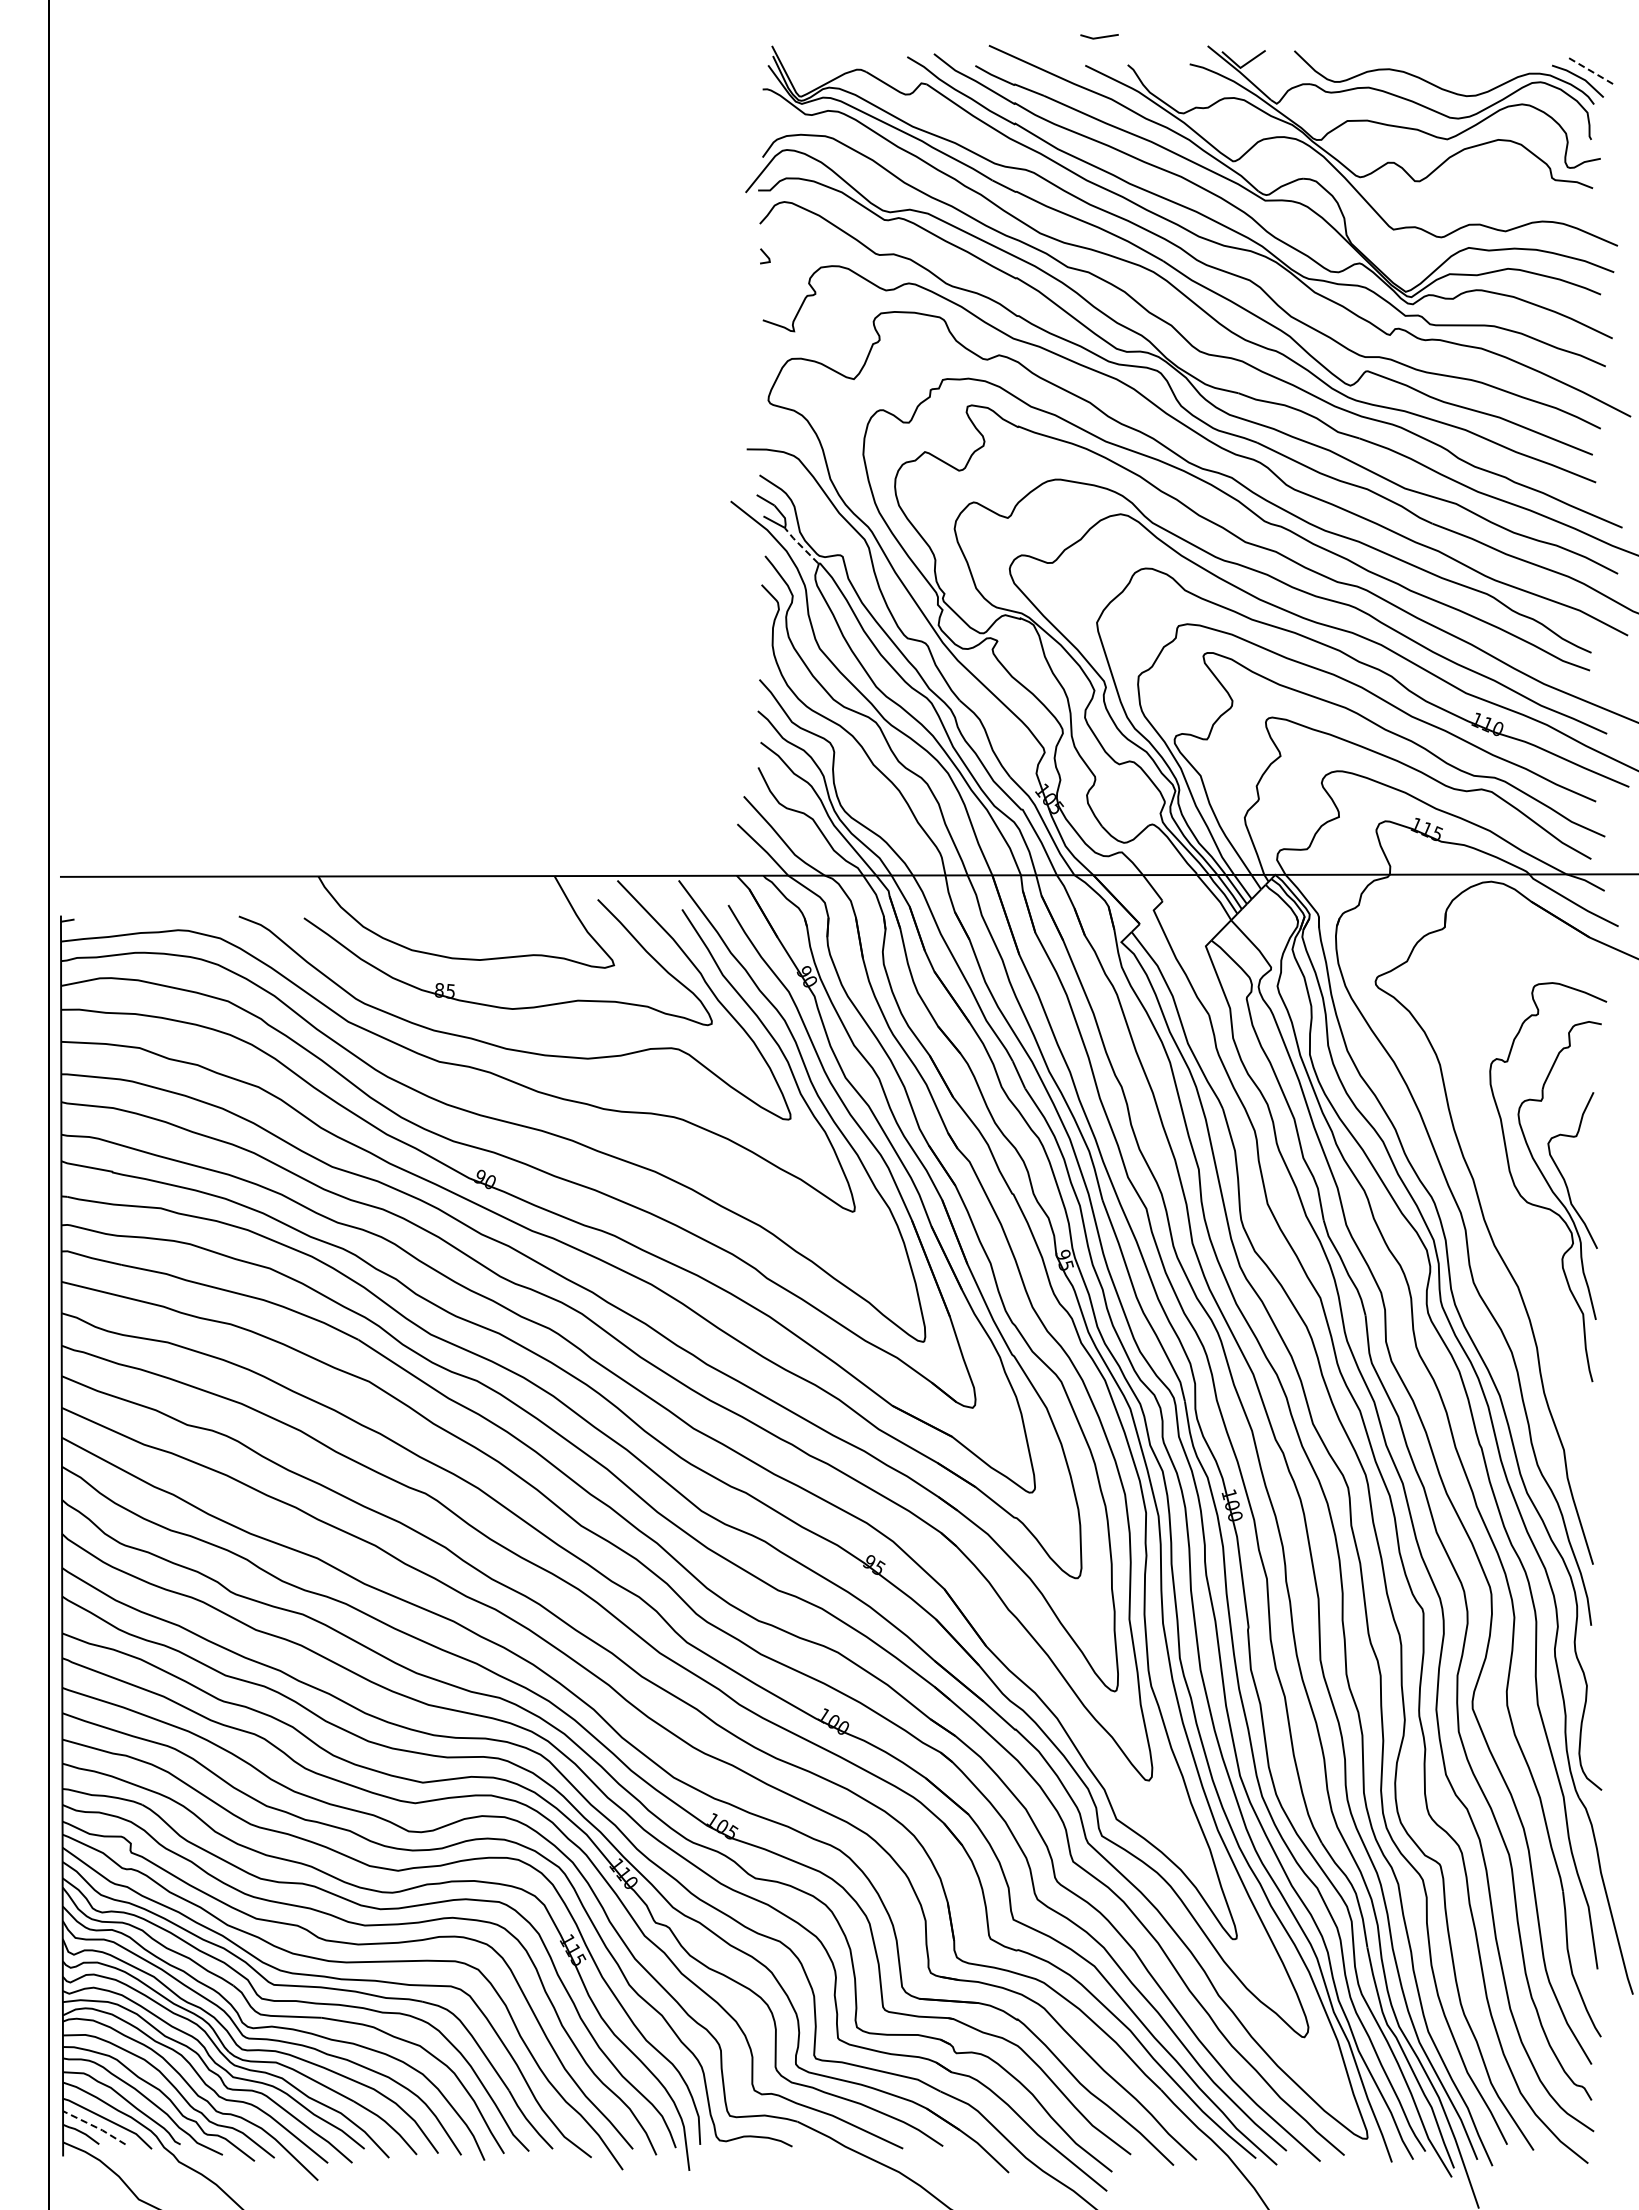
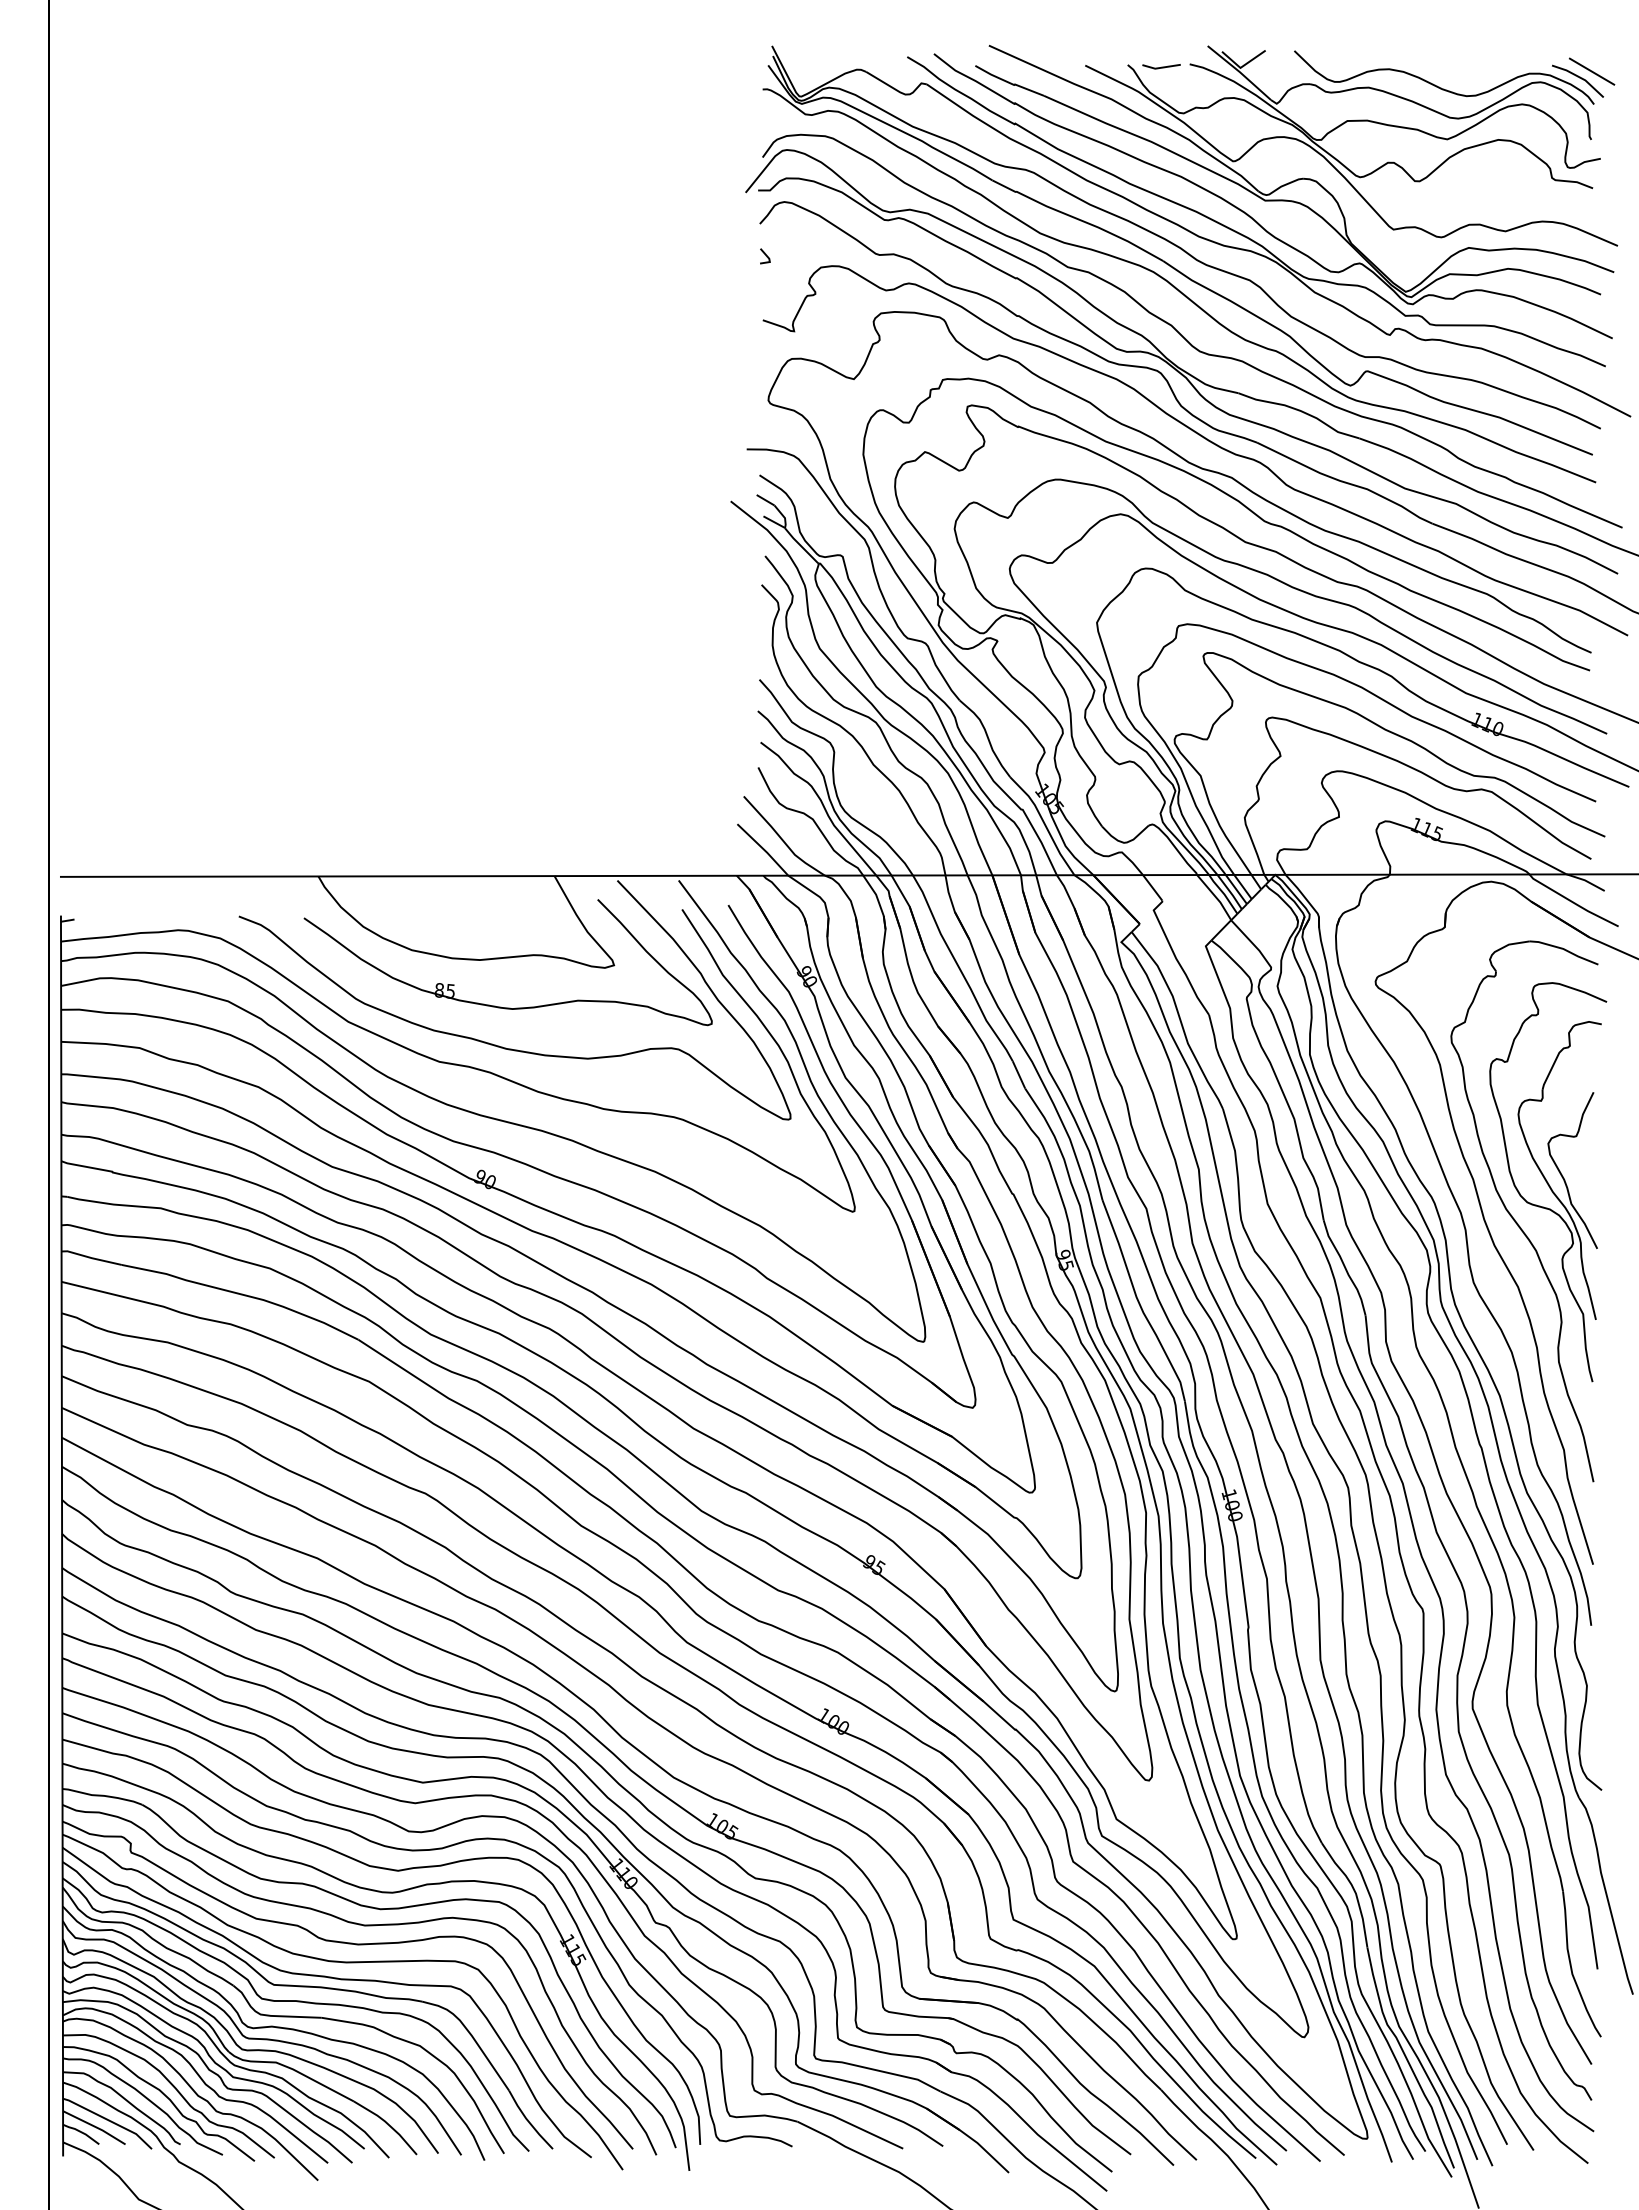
line position: (1099, 36) -> (1161, 66) (1161, 66)
line: dashed -> solid (1592, 71)
line: dashed -> solid (801, 546)
part: none -> present (1515, 1219)
line: dashed -> solid (95, 2126)
